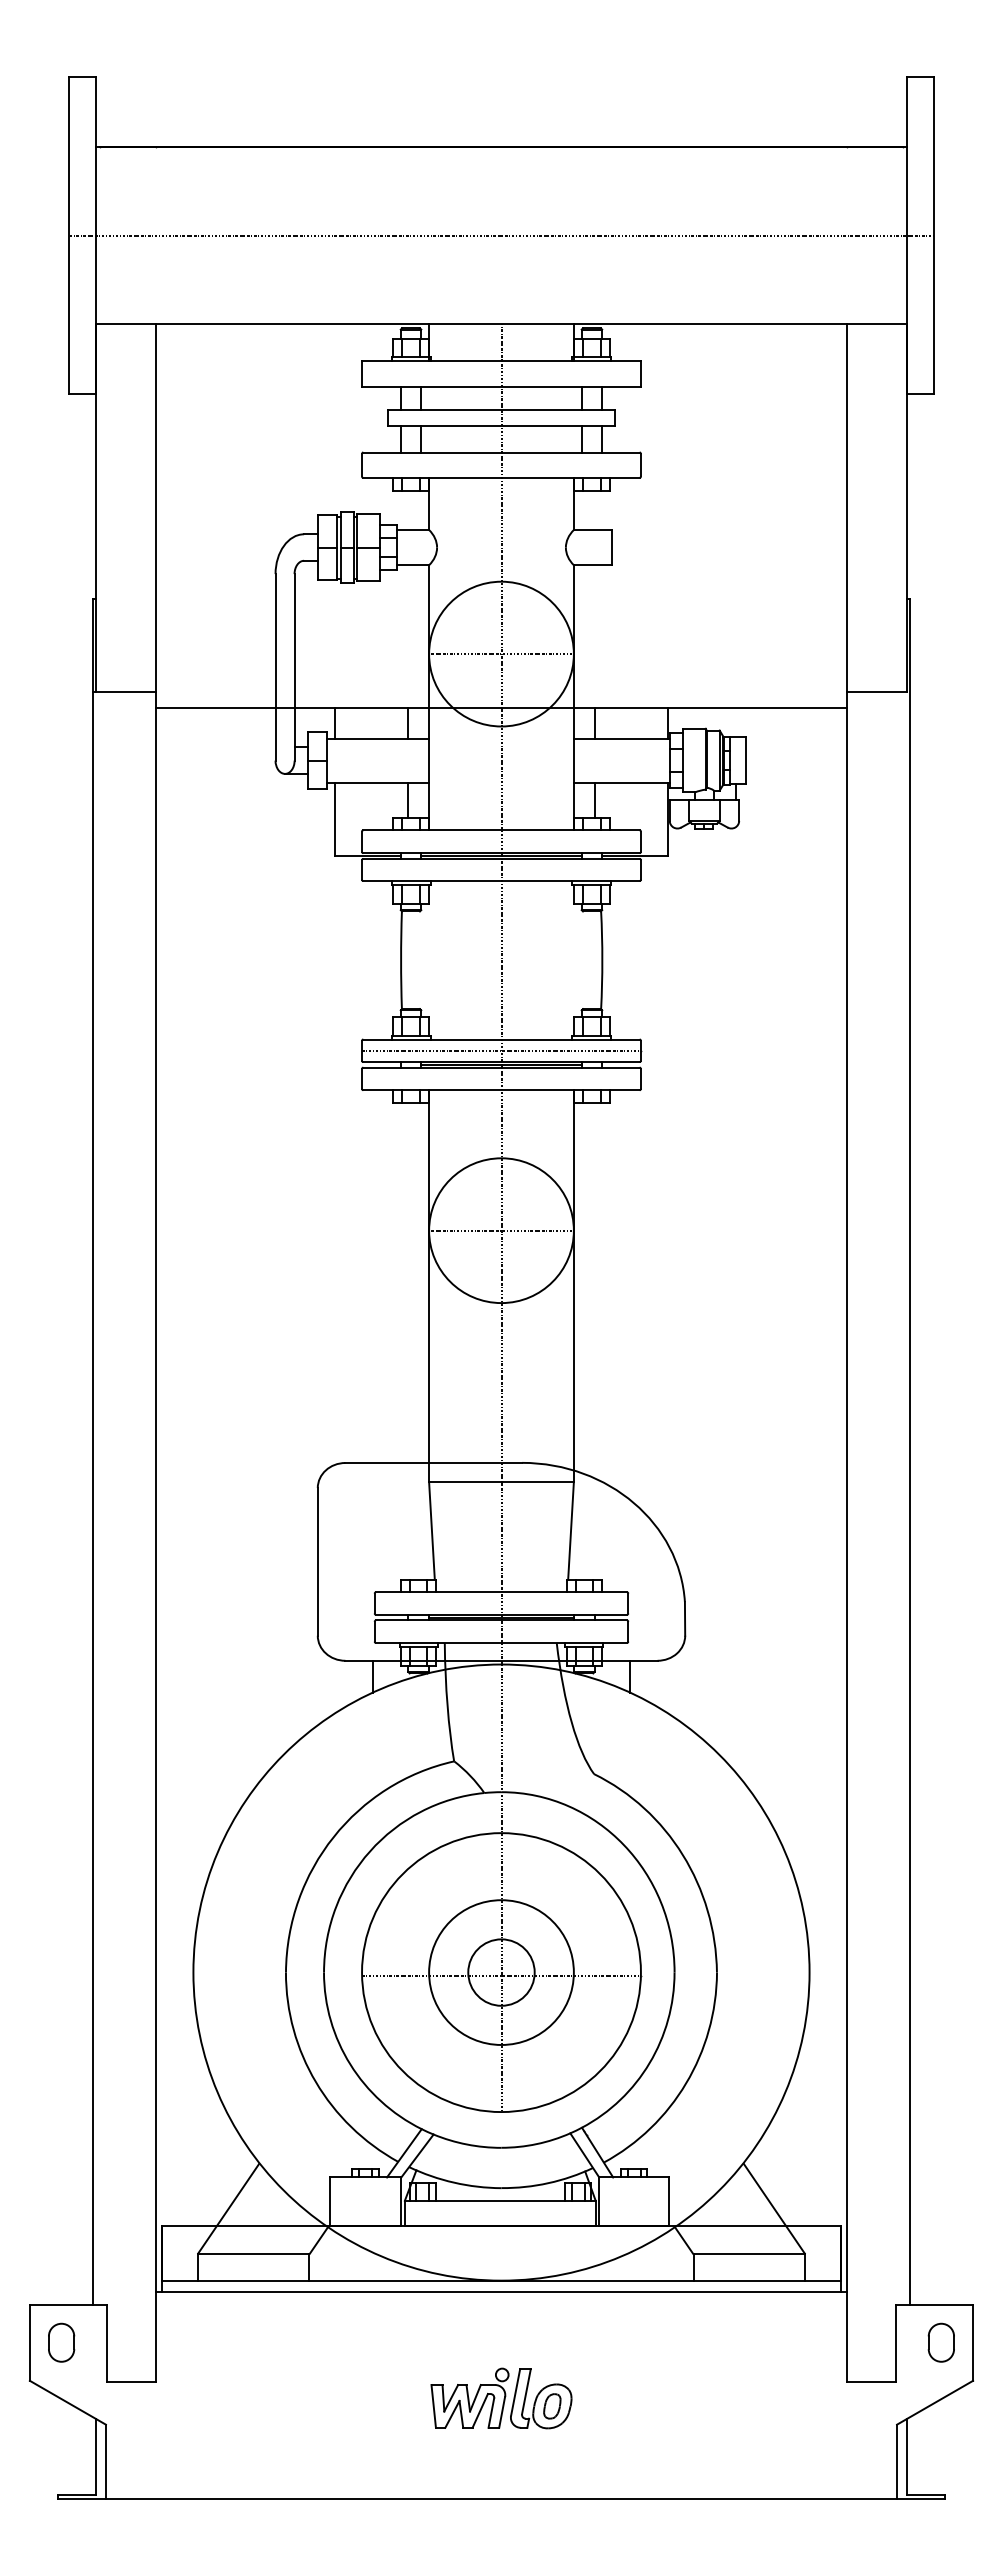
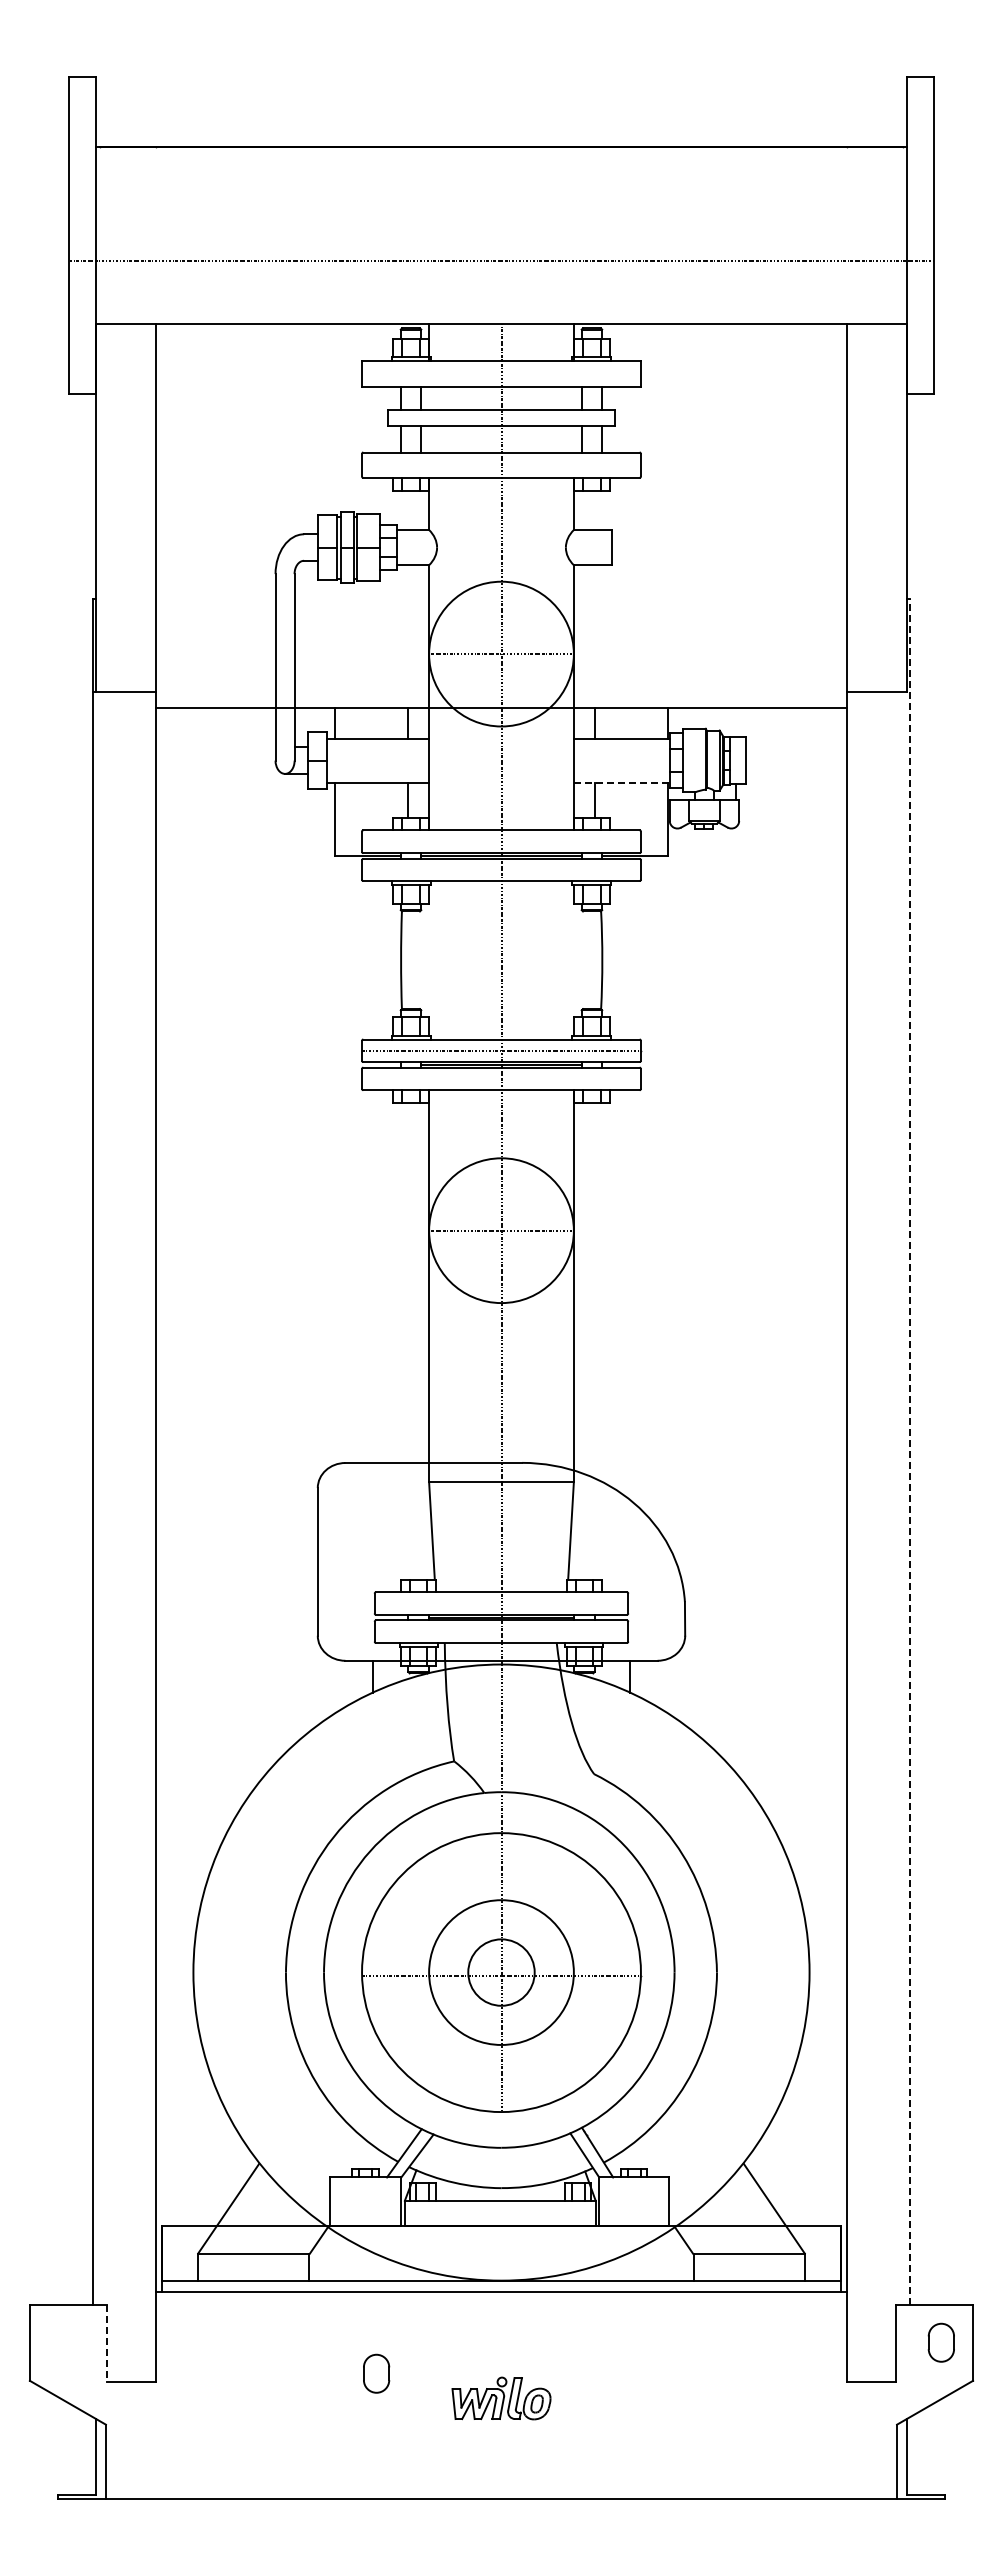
line position: (501, 235) -> (501, 260) (501, 260)
line: solid -> dashed (621, 782)
line: solid -> dashed (910, 1451)
part position: (61, 2342) -> (376, 2373) (376, 2373)
line: solid -> dashed (106, 2343)
part size: 143x63 px -> 101x45 px (501, 2398)
